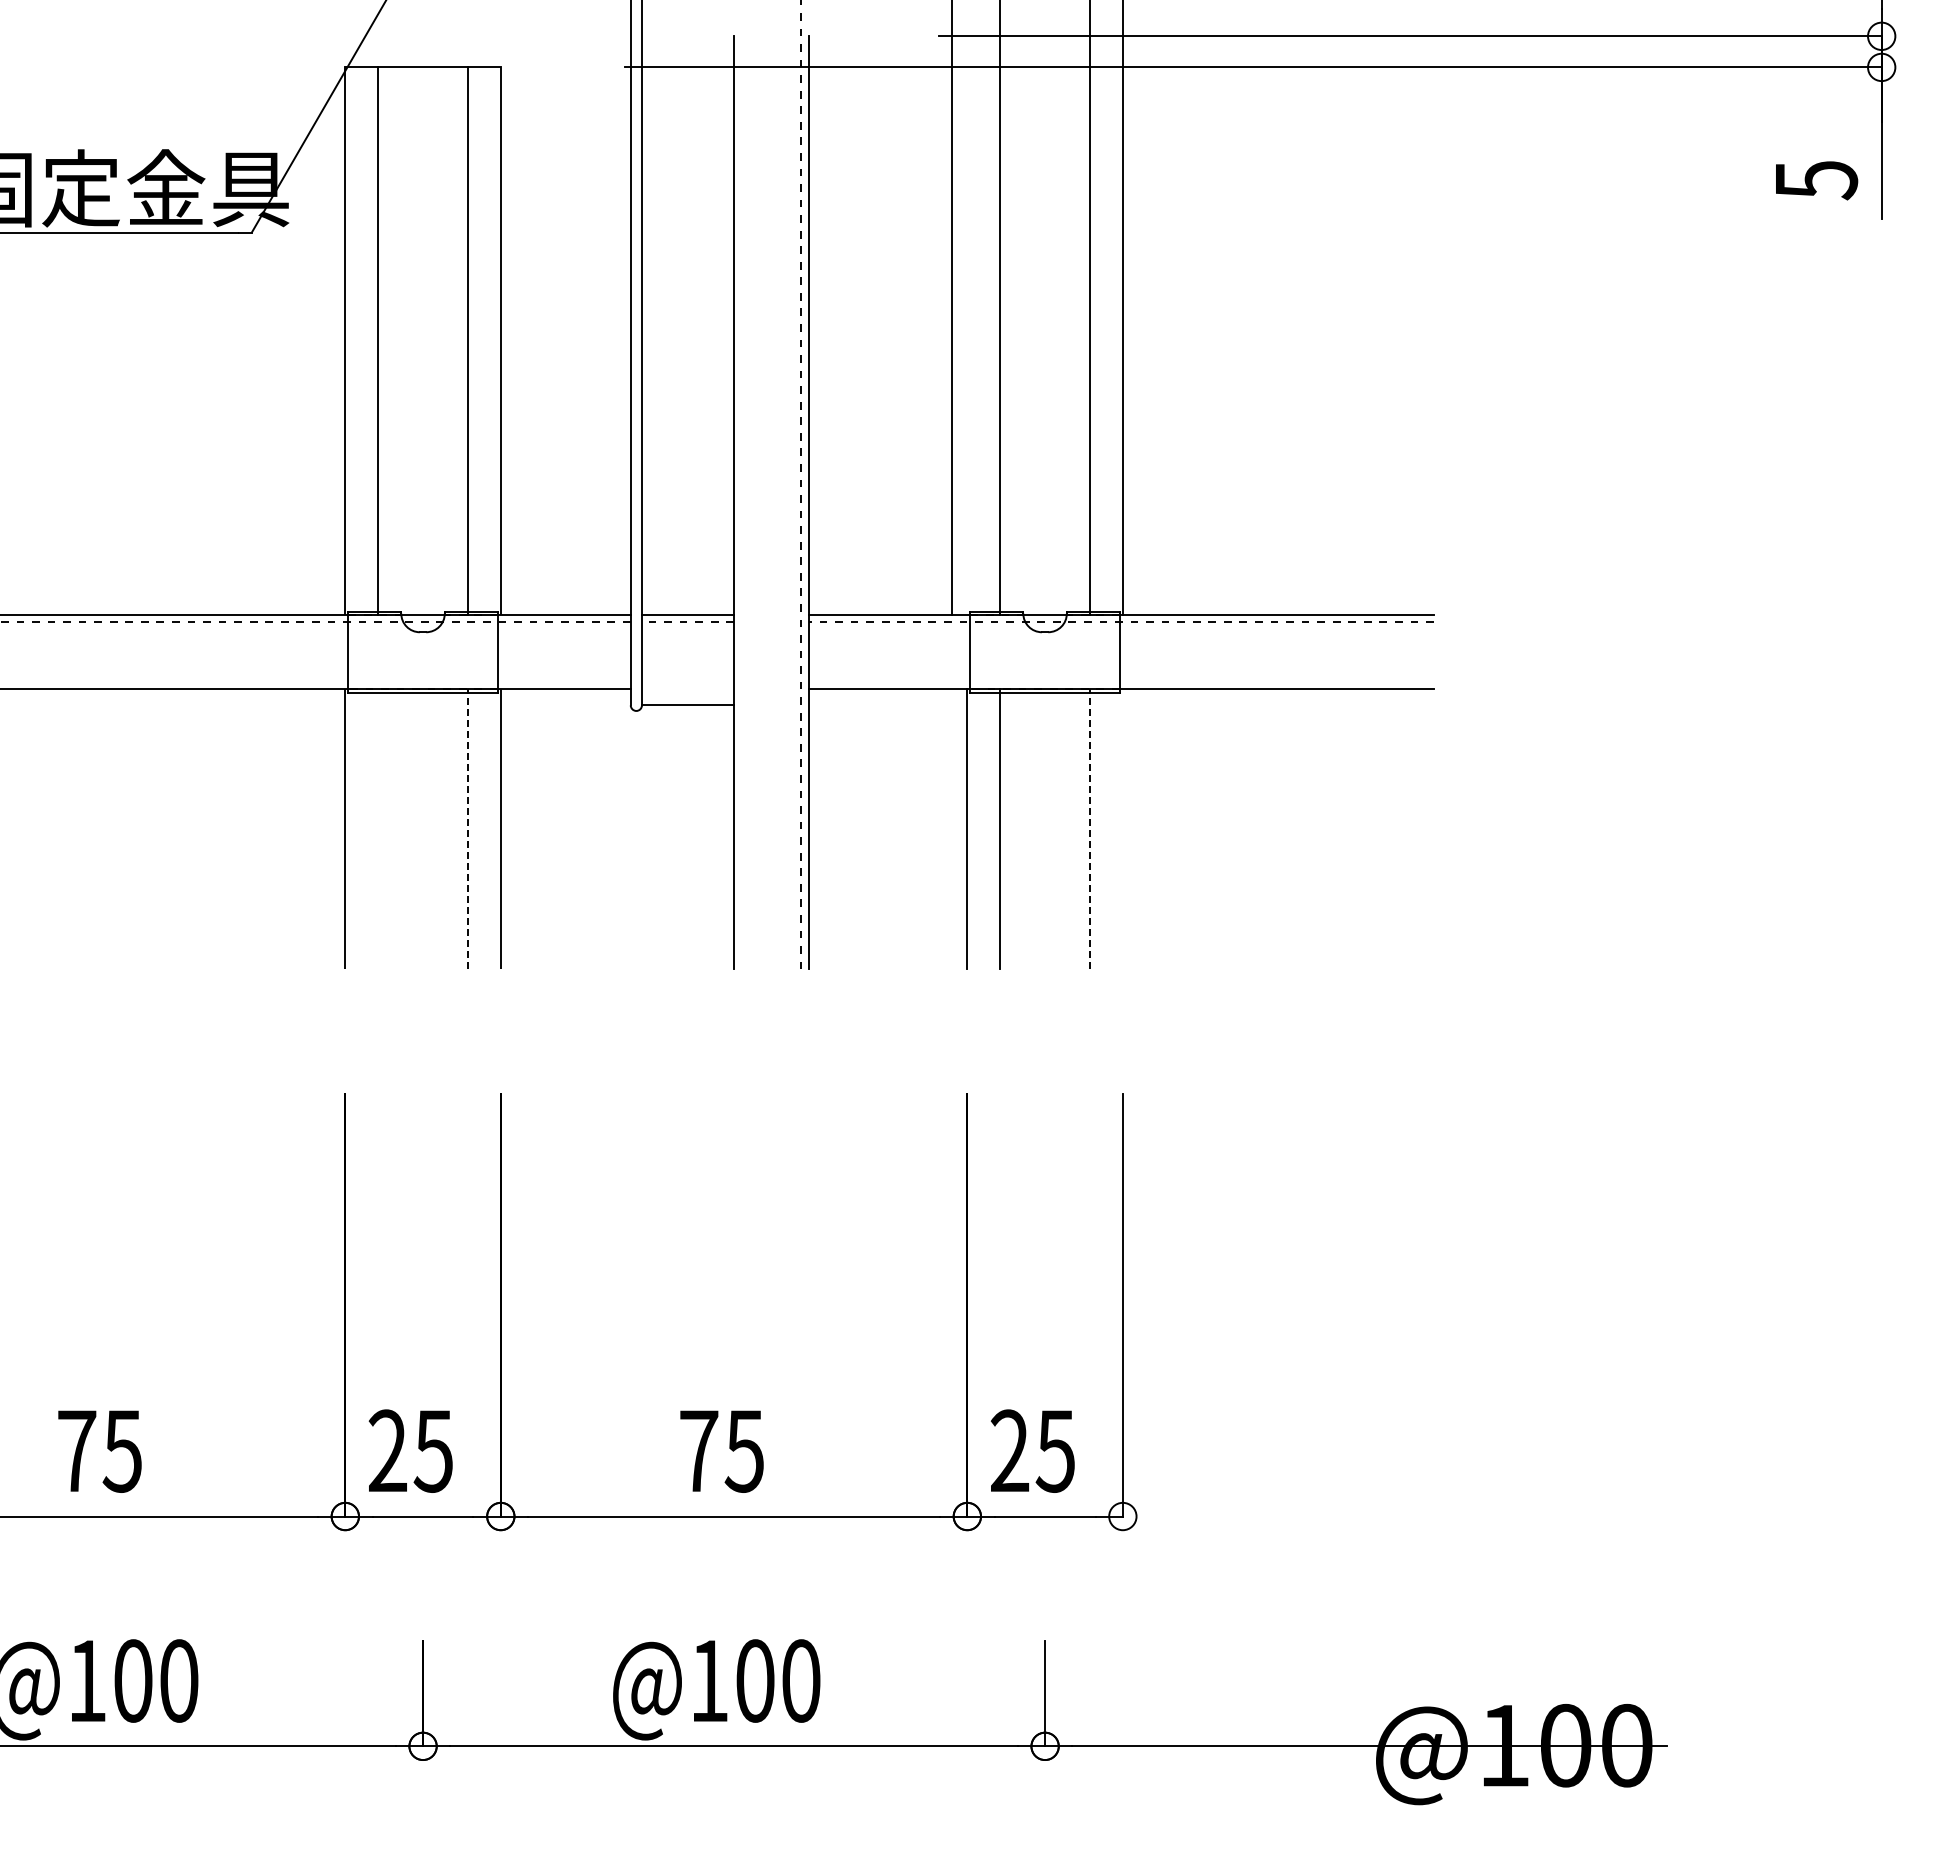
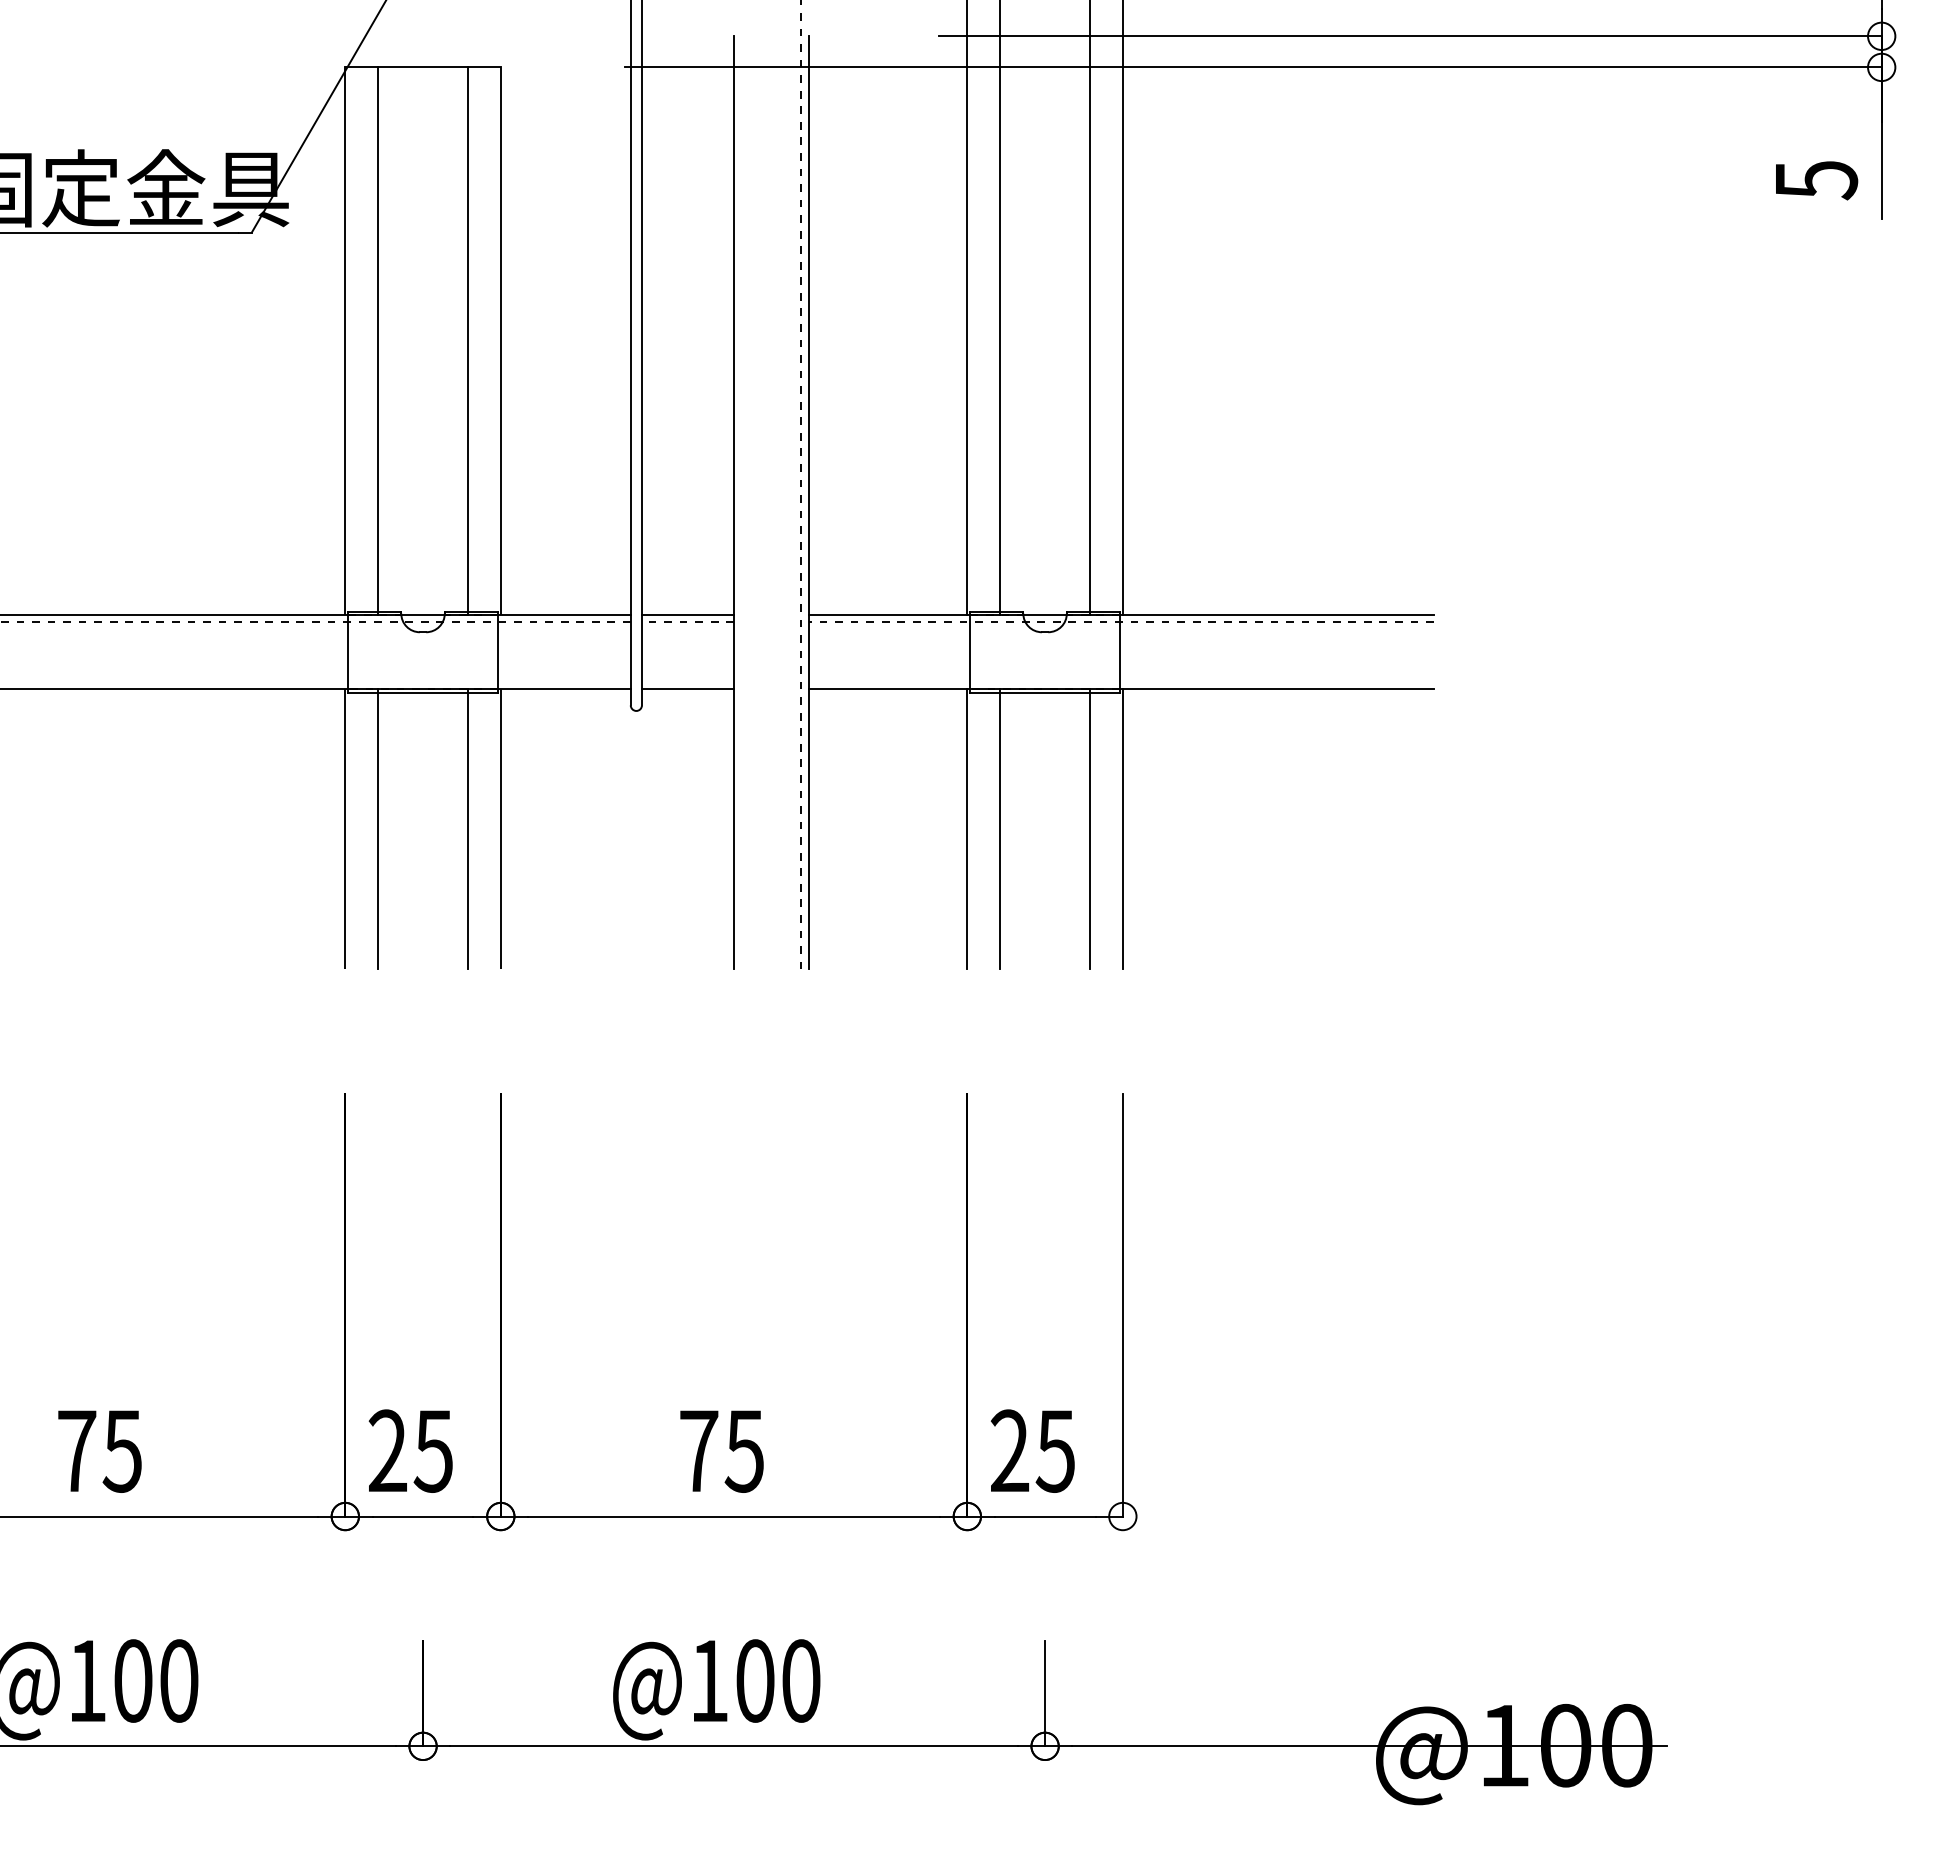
line position: (952, 308) -> (967, 308) (967, 308)
line position: (687, 705) -> (687, 689) (687, 689)
line: none -> present (378, 829)
line: dashed -> solid (467, 829)
line: dashed -> solid (1089, 829)
line: none -> present (1122, 829)
